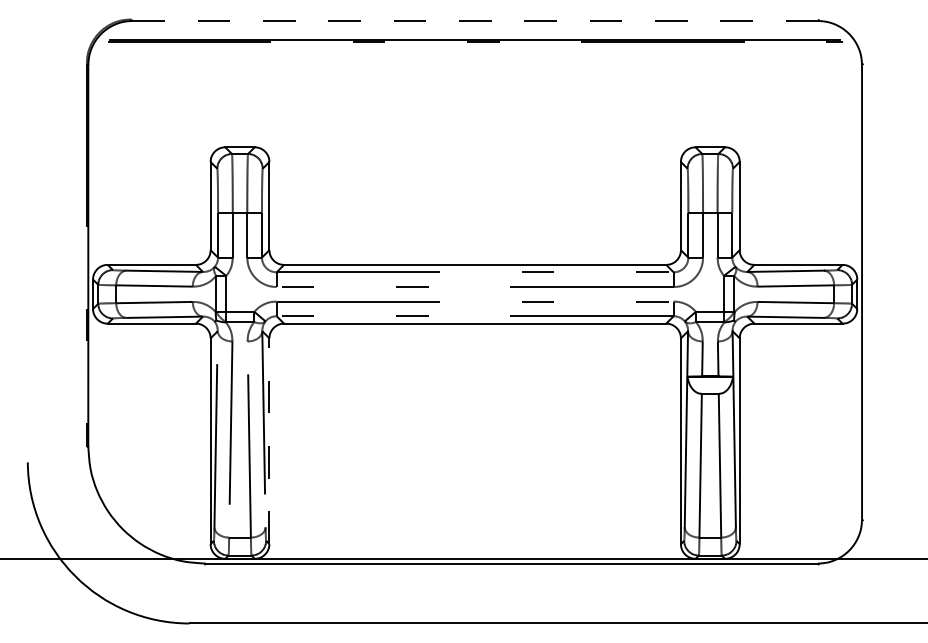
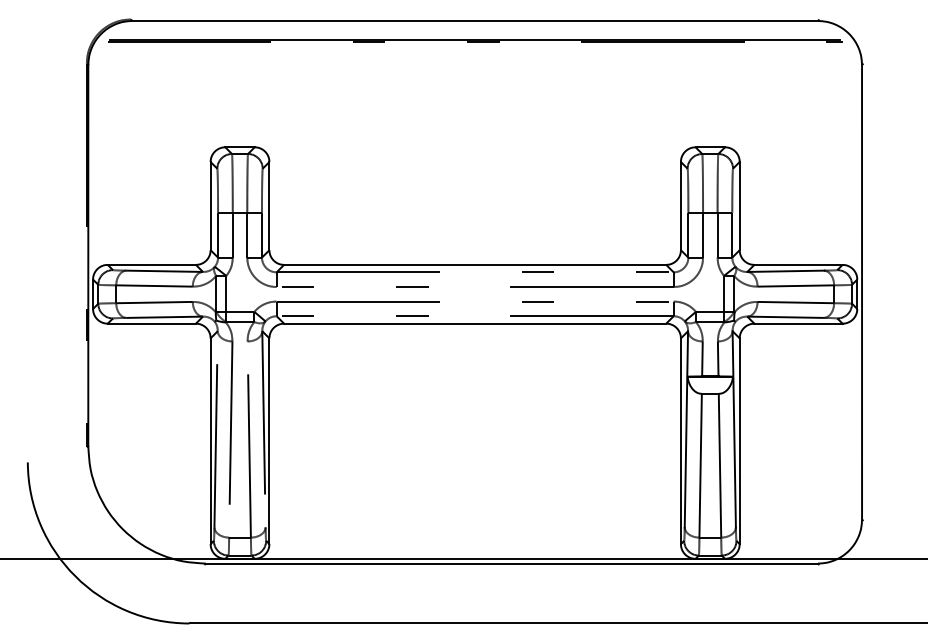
line: dashed -> solid (475, 20)
line: dashed -> solid (269, 441)
